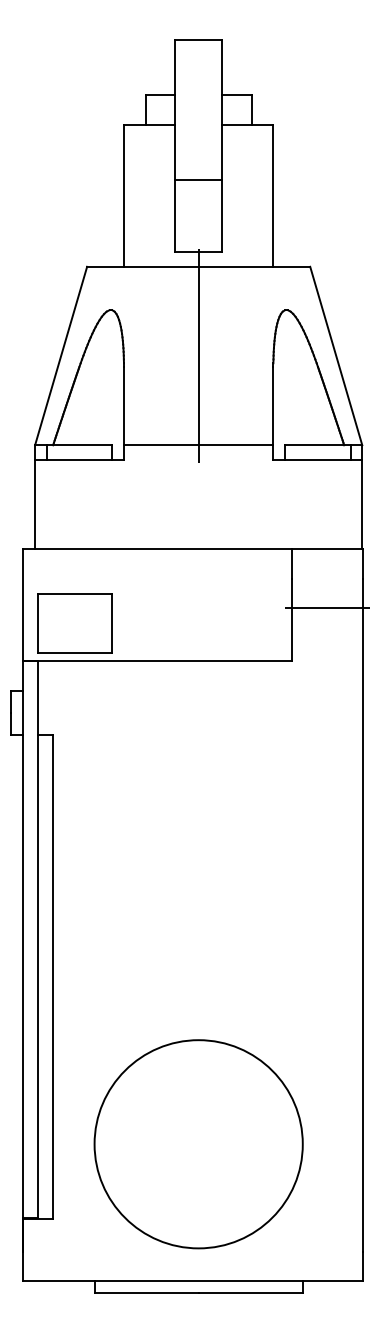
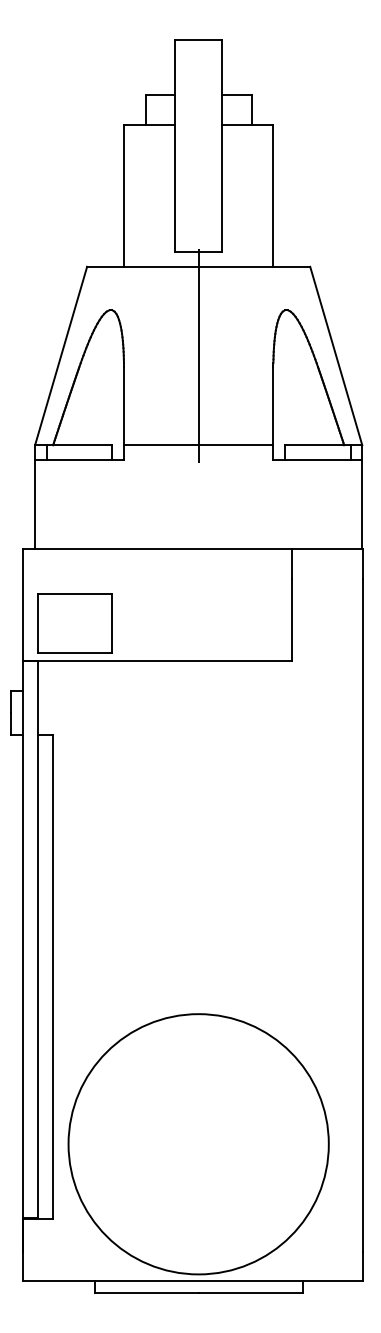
line: present -> none (198, 180)
line: present -> none (327, 607)
circle diameter: 208 px -> 260 px (198, 1144)
